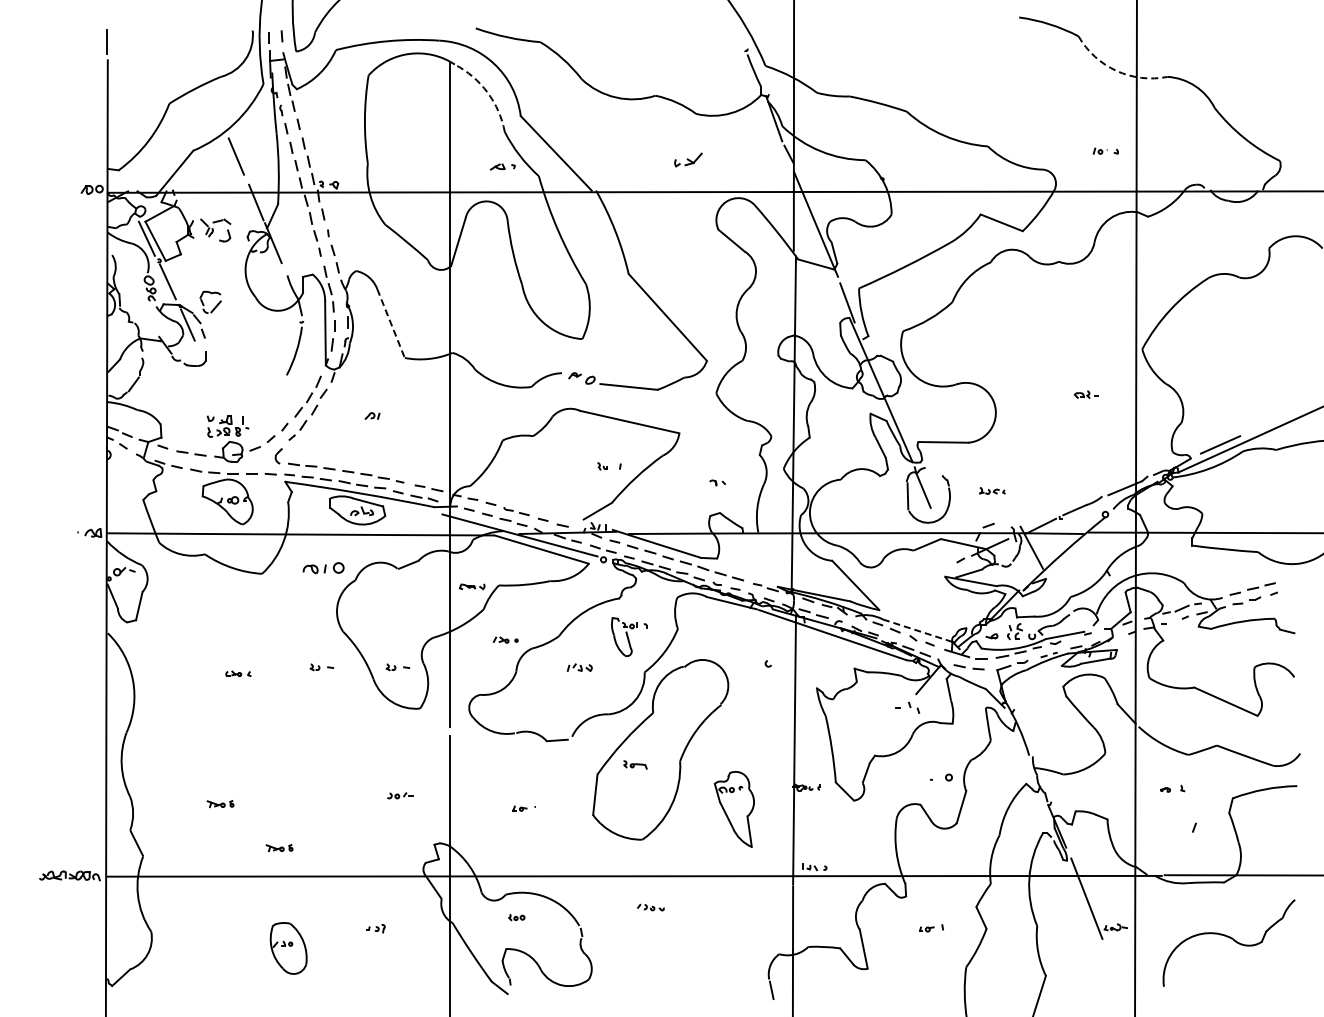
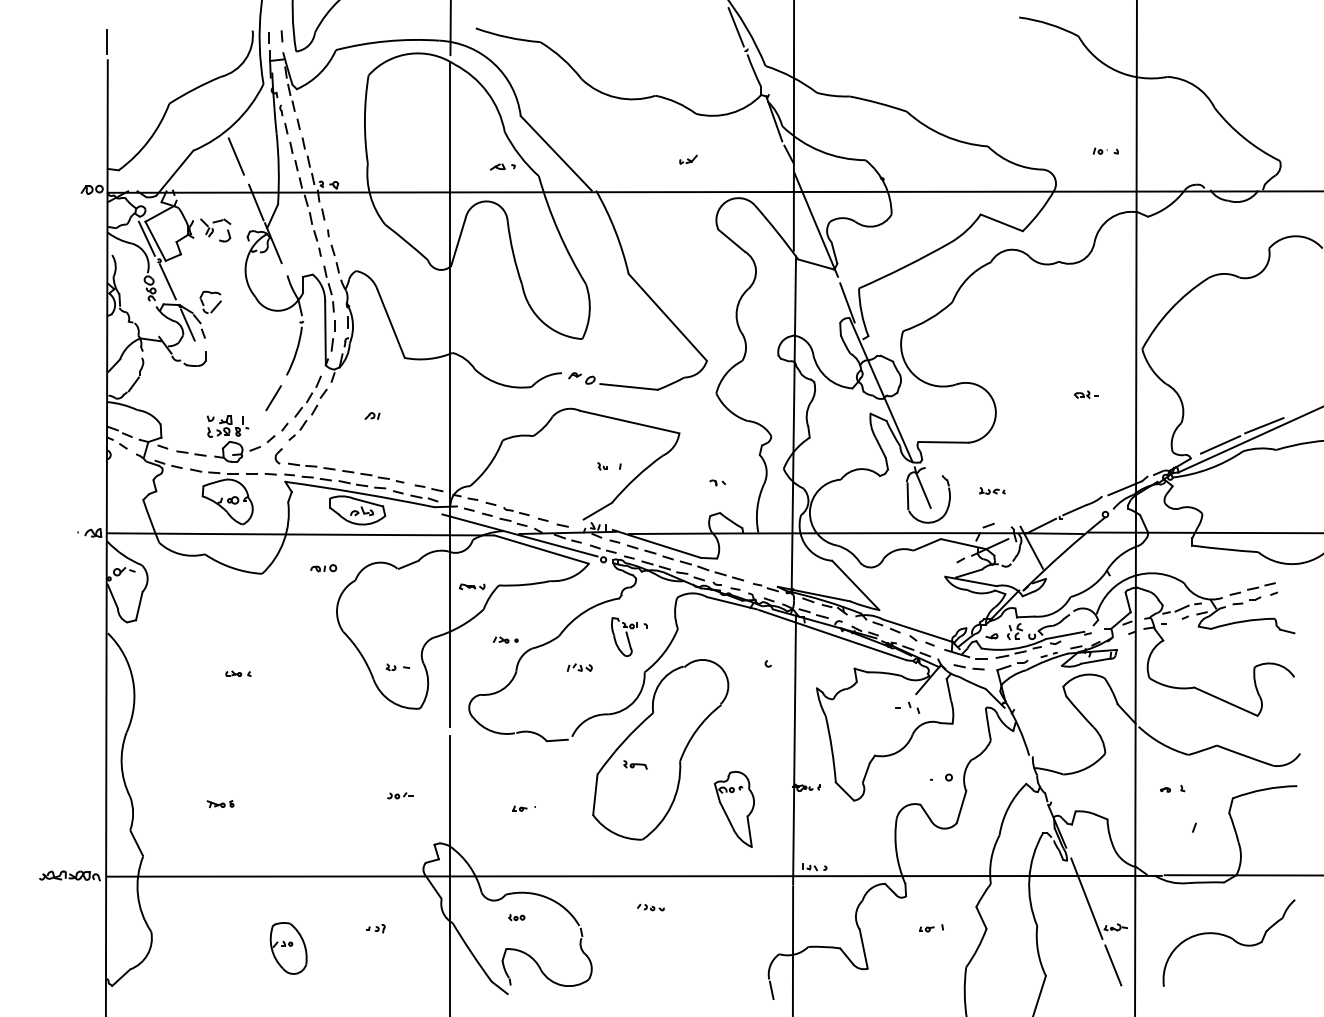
line: none -> present (735, 27)
line: none -> present (450, 28)
arc: dashed -> solid (1116, 70)
arc: dashed -> solid (487, 92)
part size: 29x16 px -> 19x11 px (688, 159)
line: dashed -> solid (391, 324)
line: none -> present (273, 398)
line: none -> present (1264, 425)
part size: 43x13 px -> 28x9 px (323, 568)
line: dashed -> solid (917, 630)
part: present -> none (321, 667)
part: present -> none (279, 848)
line: none -> present (1113, 965)
